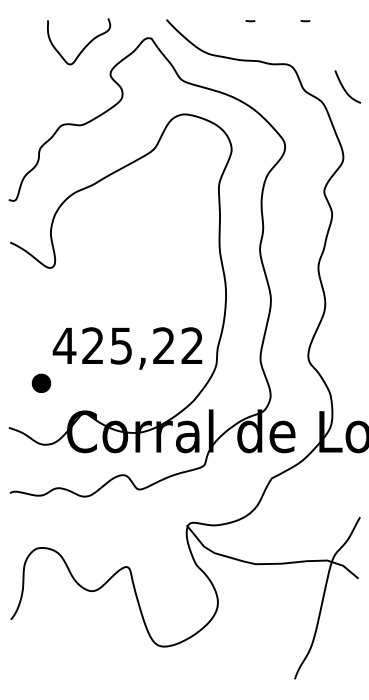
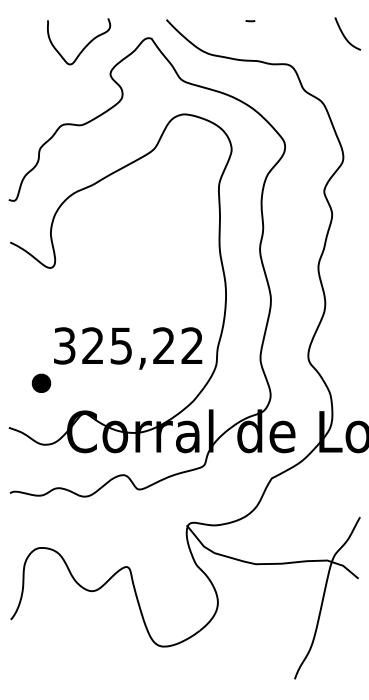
curve: present -> none (305, 21)
curve position: (344, 87) -> (344, 34) (344, 34)
text: 425,22 -> 325,22 (64, 345)
